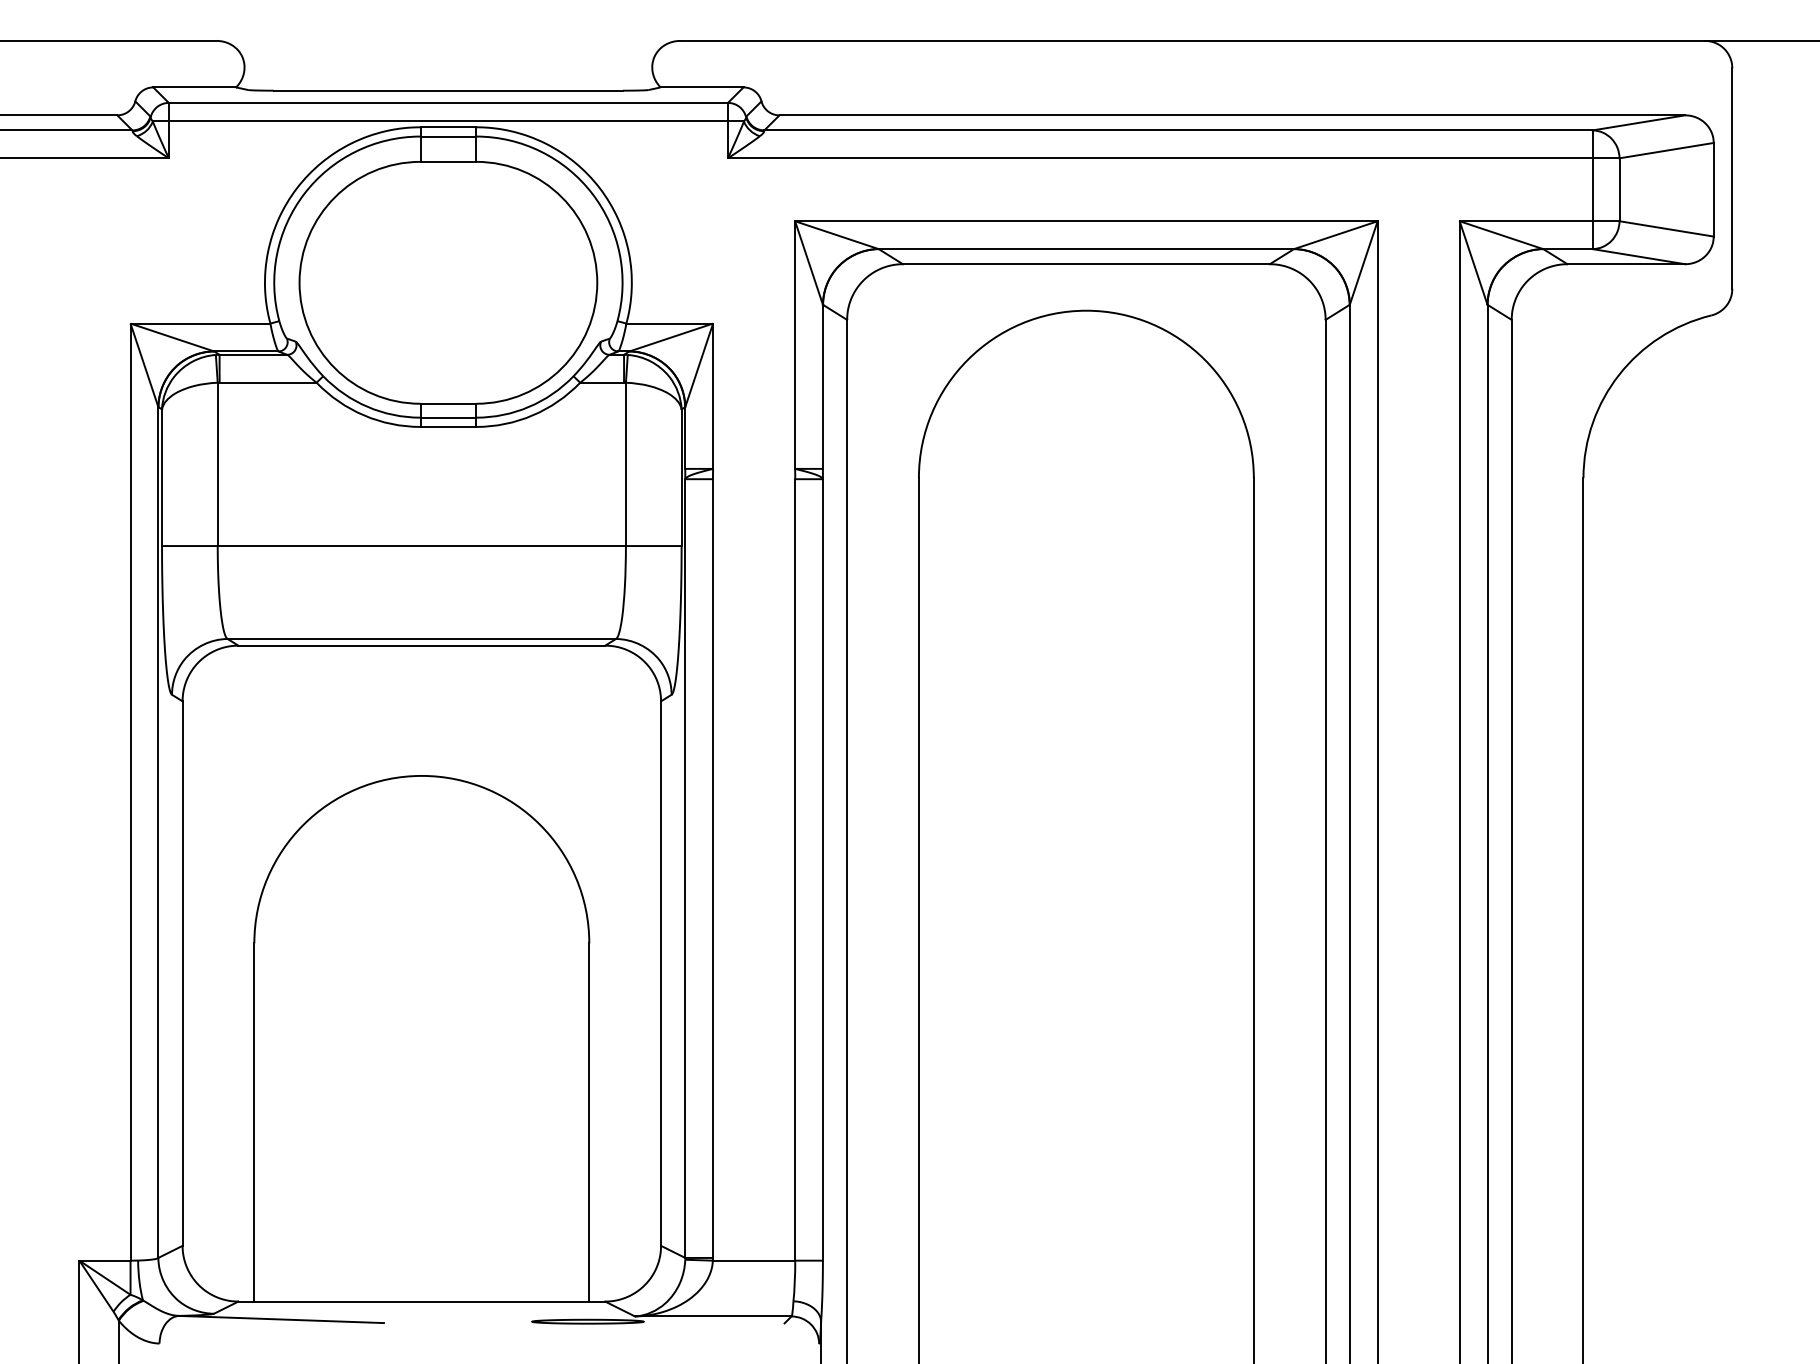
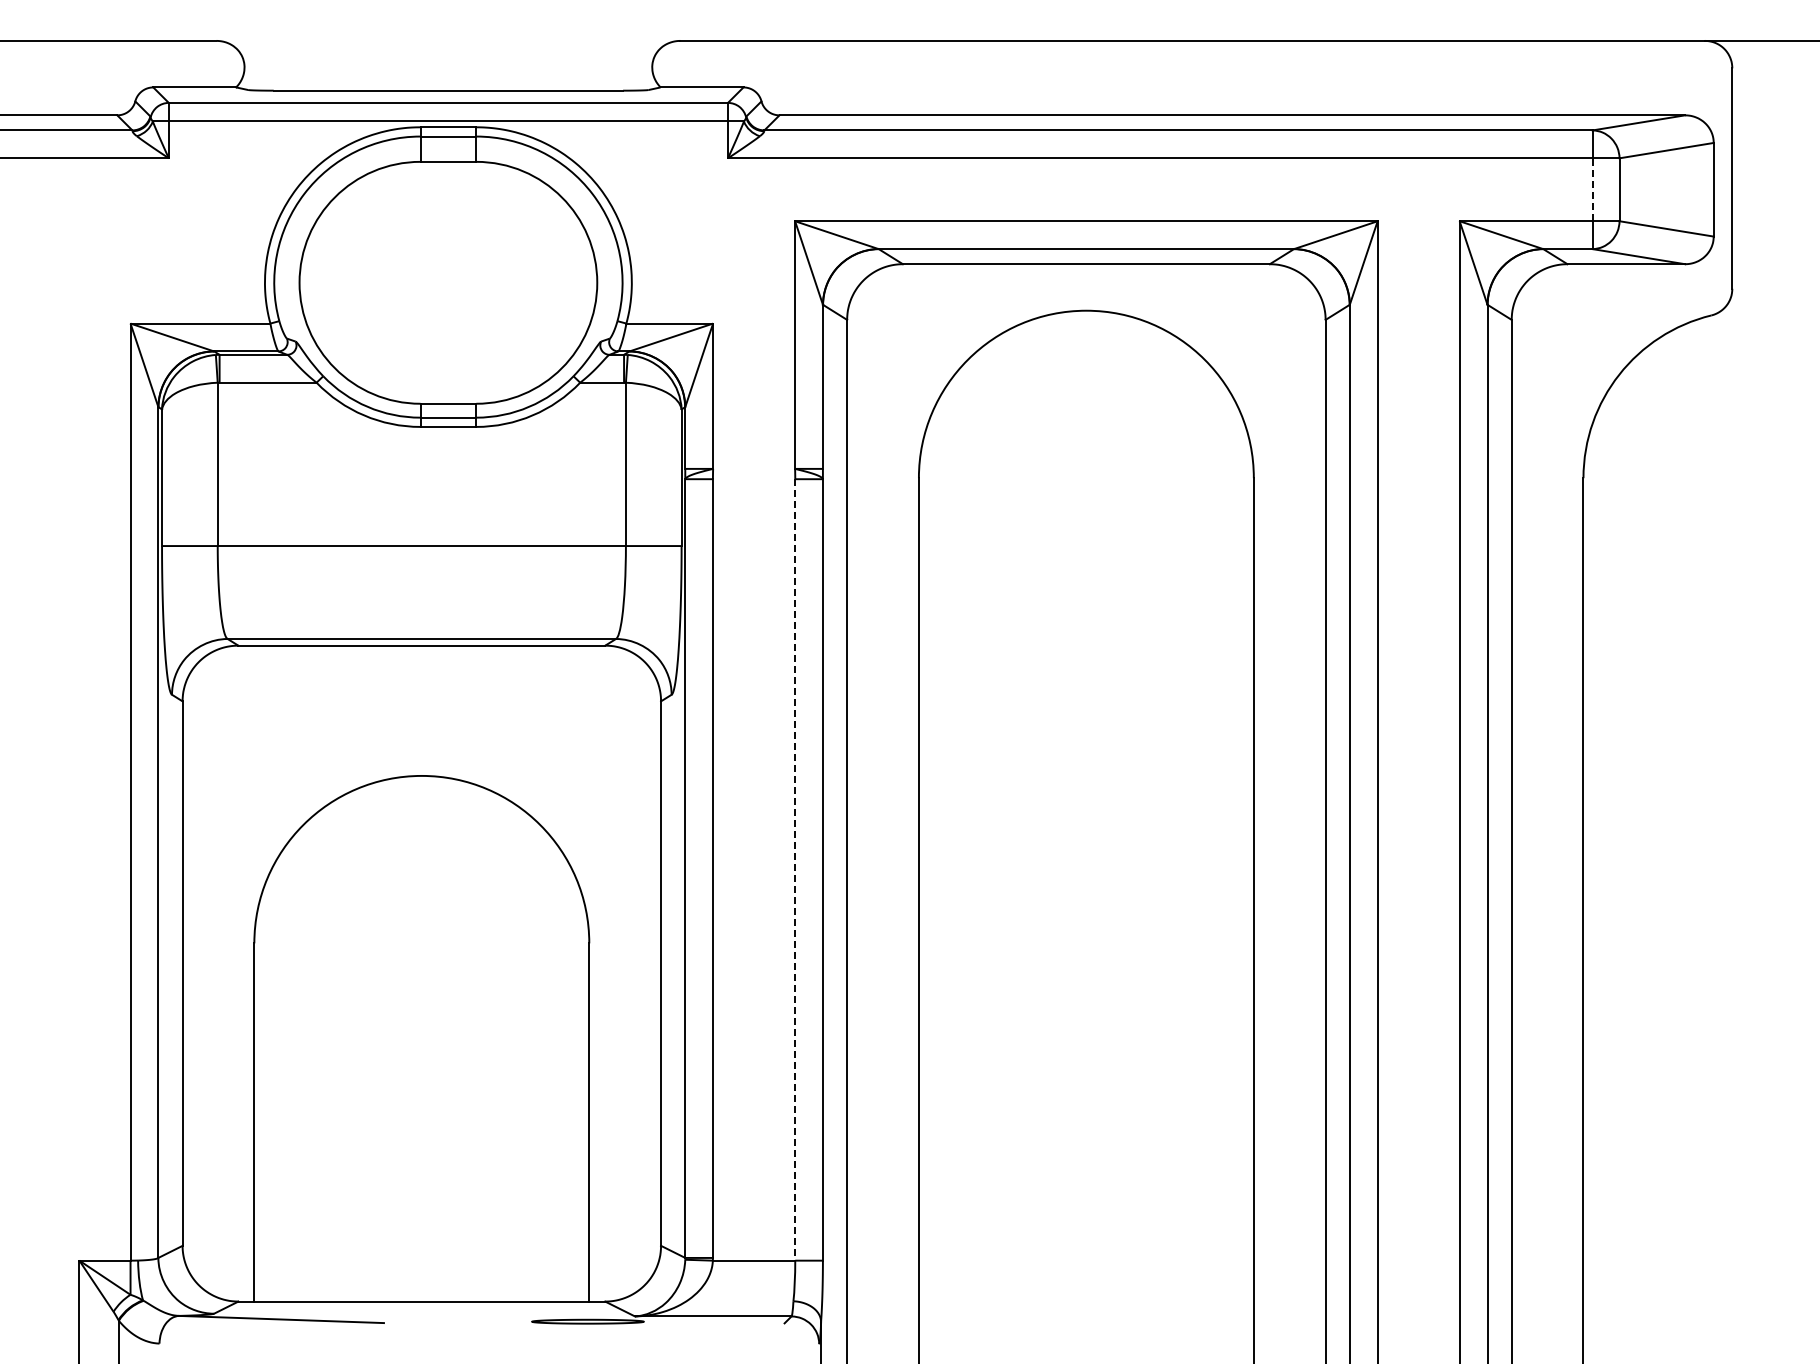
line: solid -> dashed (1592, 189)
line: solid -> dashed (795, 869)
